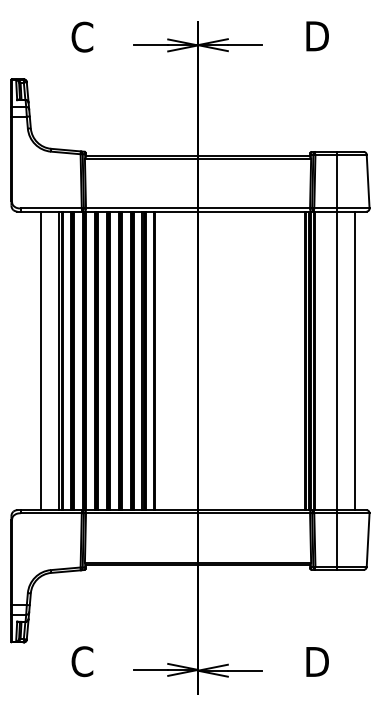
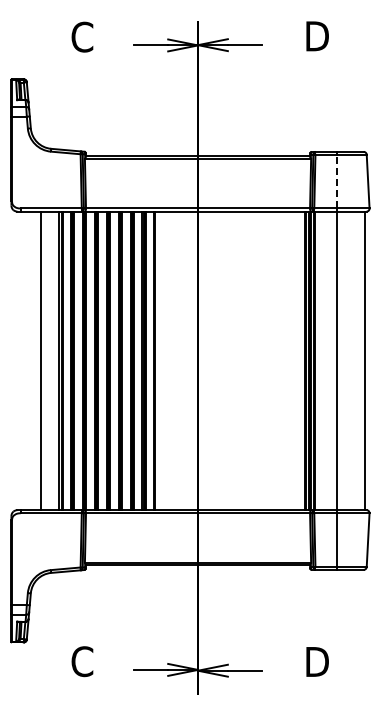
line: solid -> dashed (336, 181)
line position: (354, 360) -> (364, 360) (364, 360)
